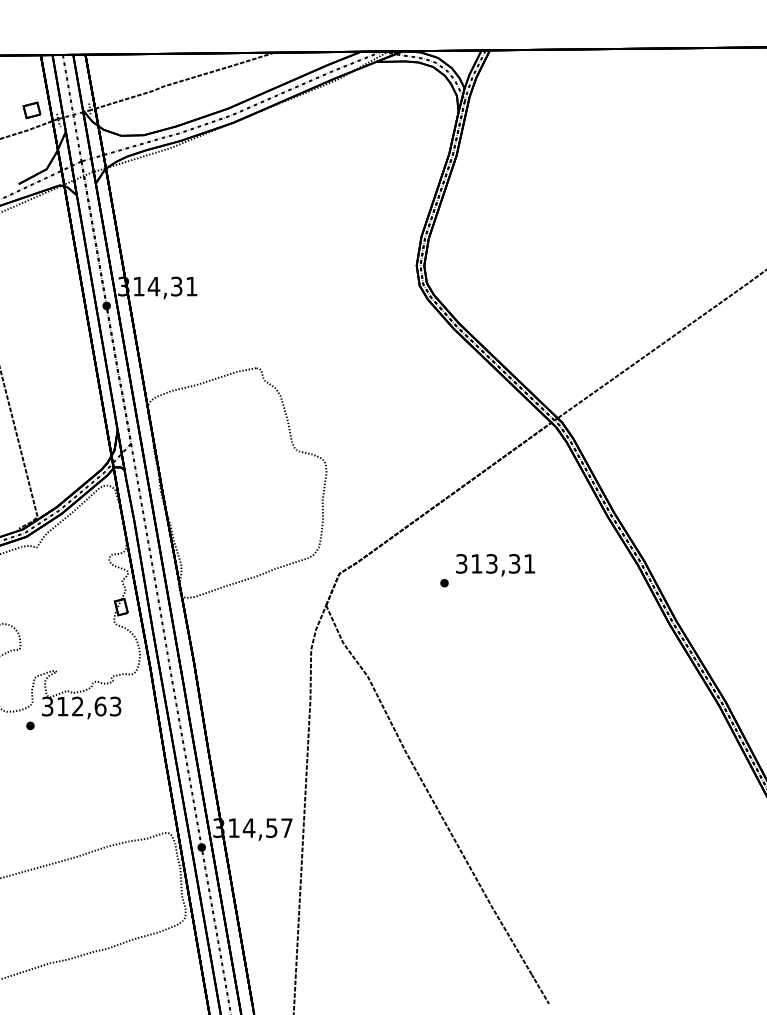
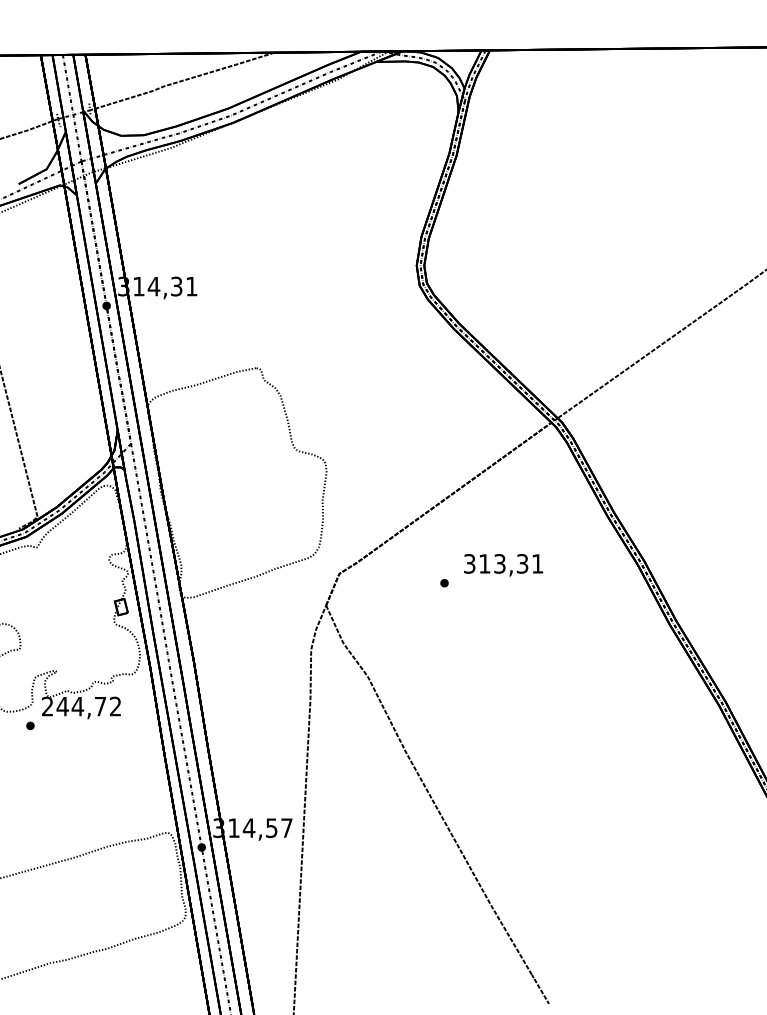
part: present -> none (31, 110)
text position: (495, 565) -> (503, 565) (503, 565)
text: 312,63 -> 244,72 (81, 706)
